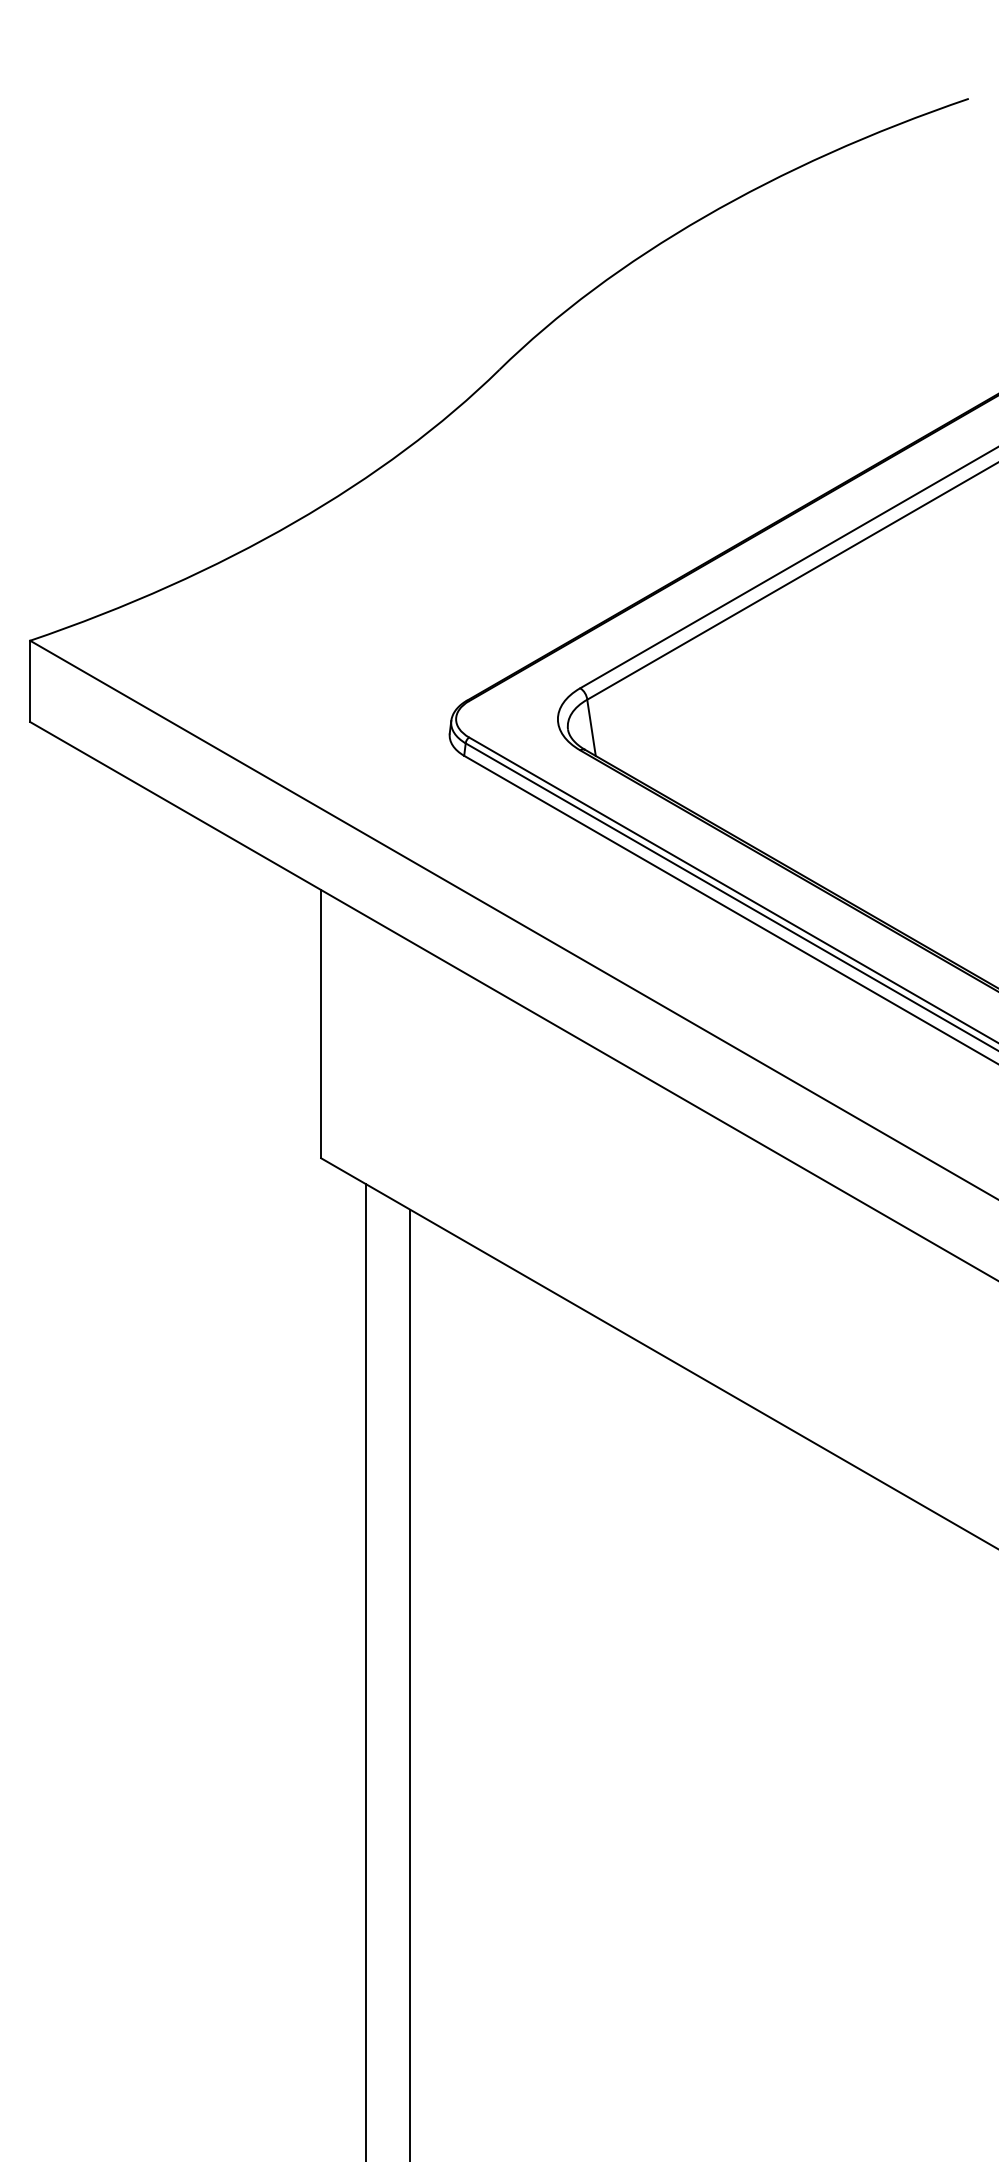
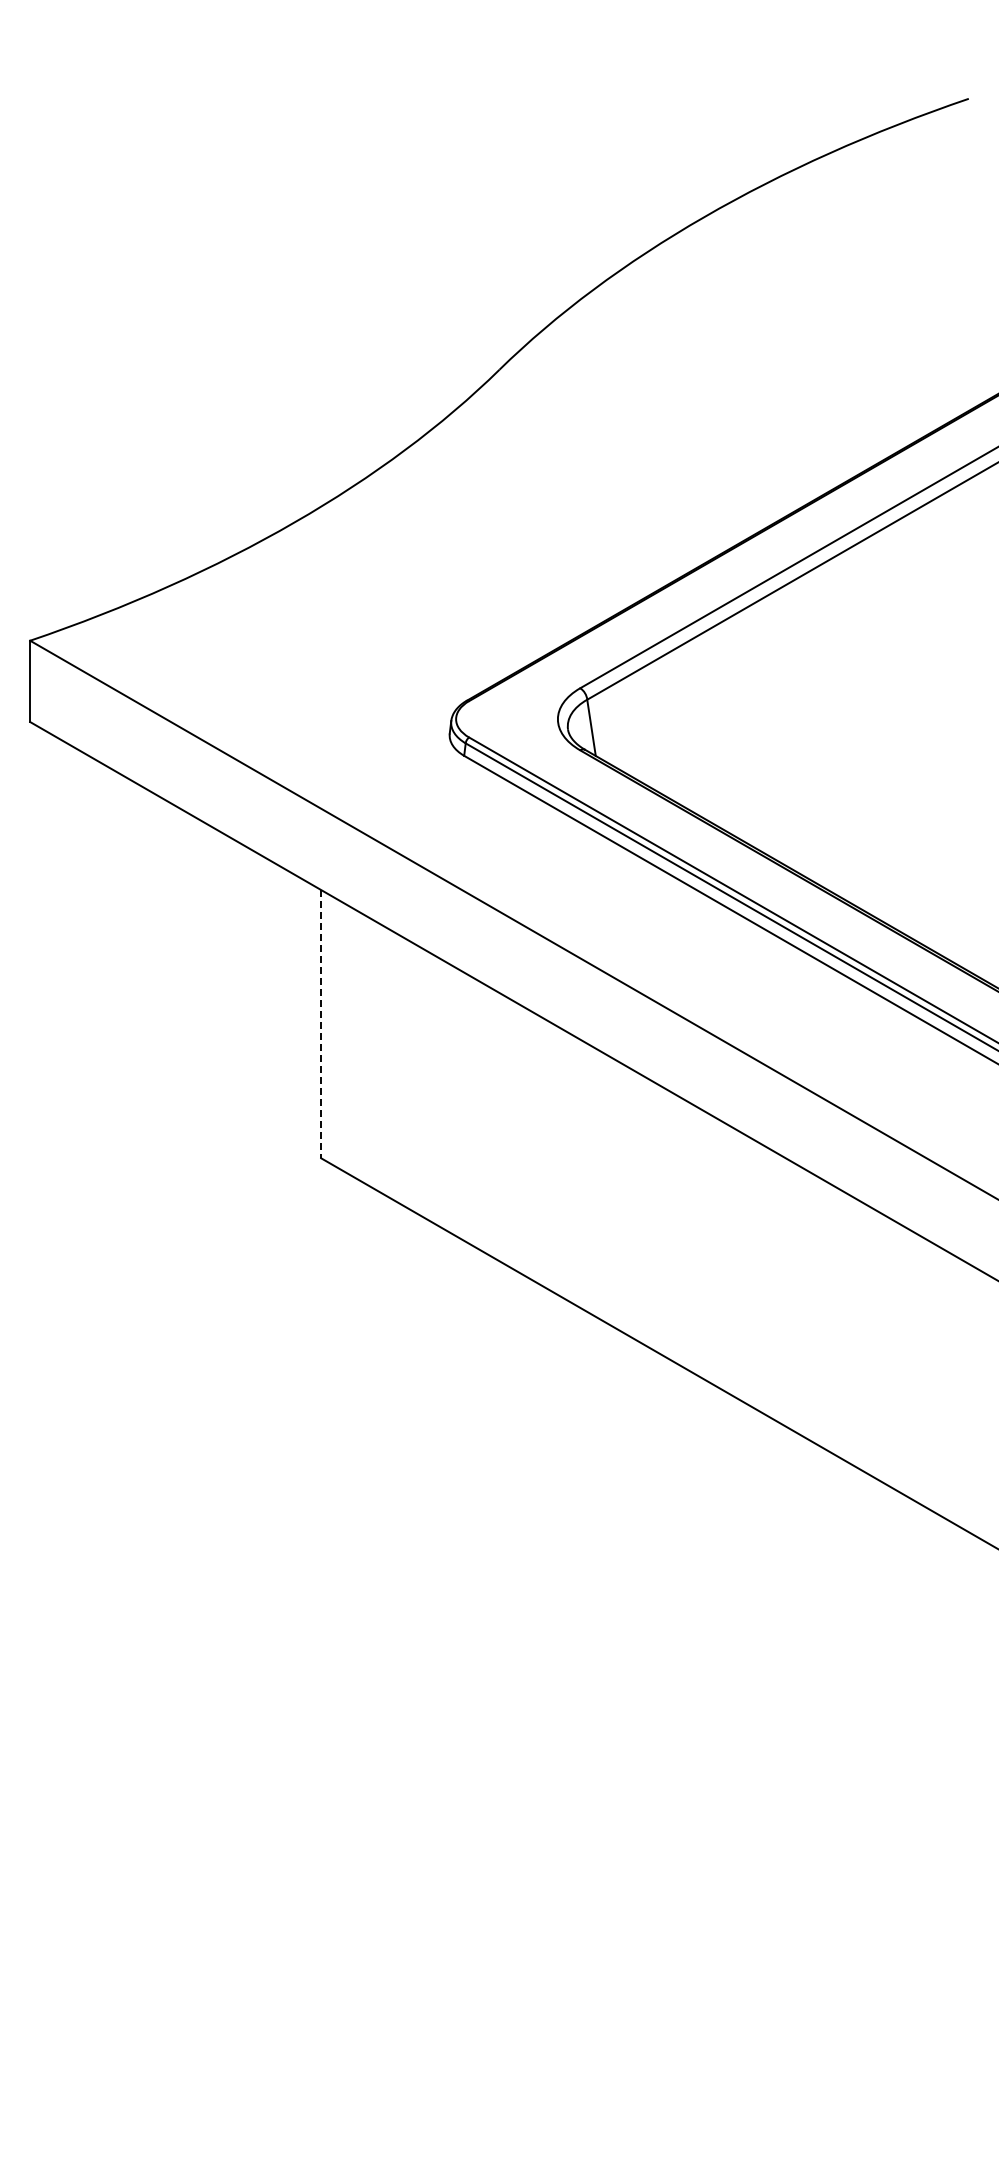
line: solid -> dashed (321, 1024)
line: present -> none (365, 1671)
line: present -> none (410, 1683)
